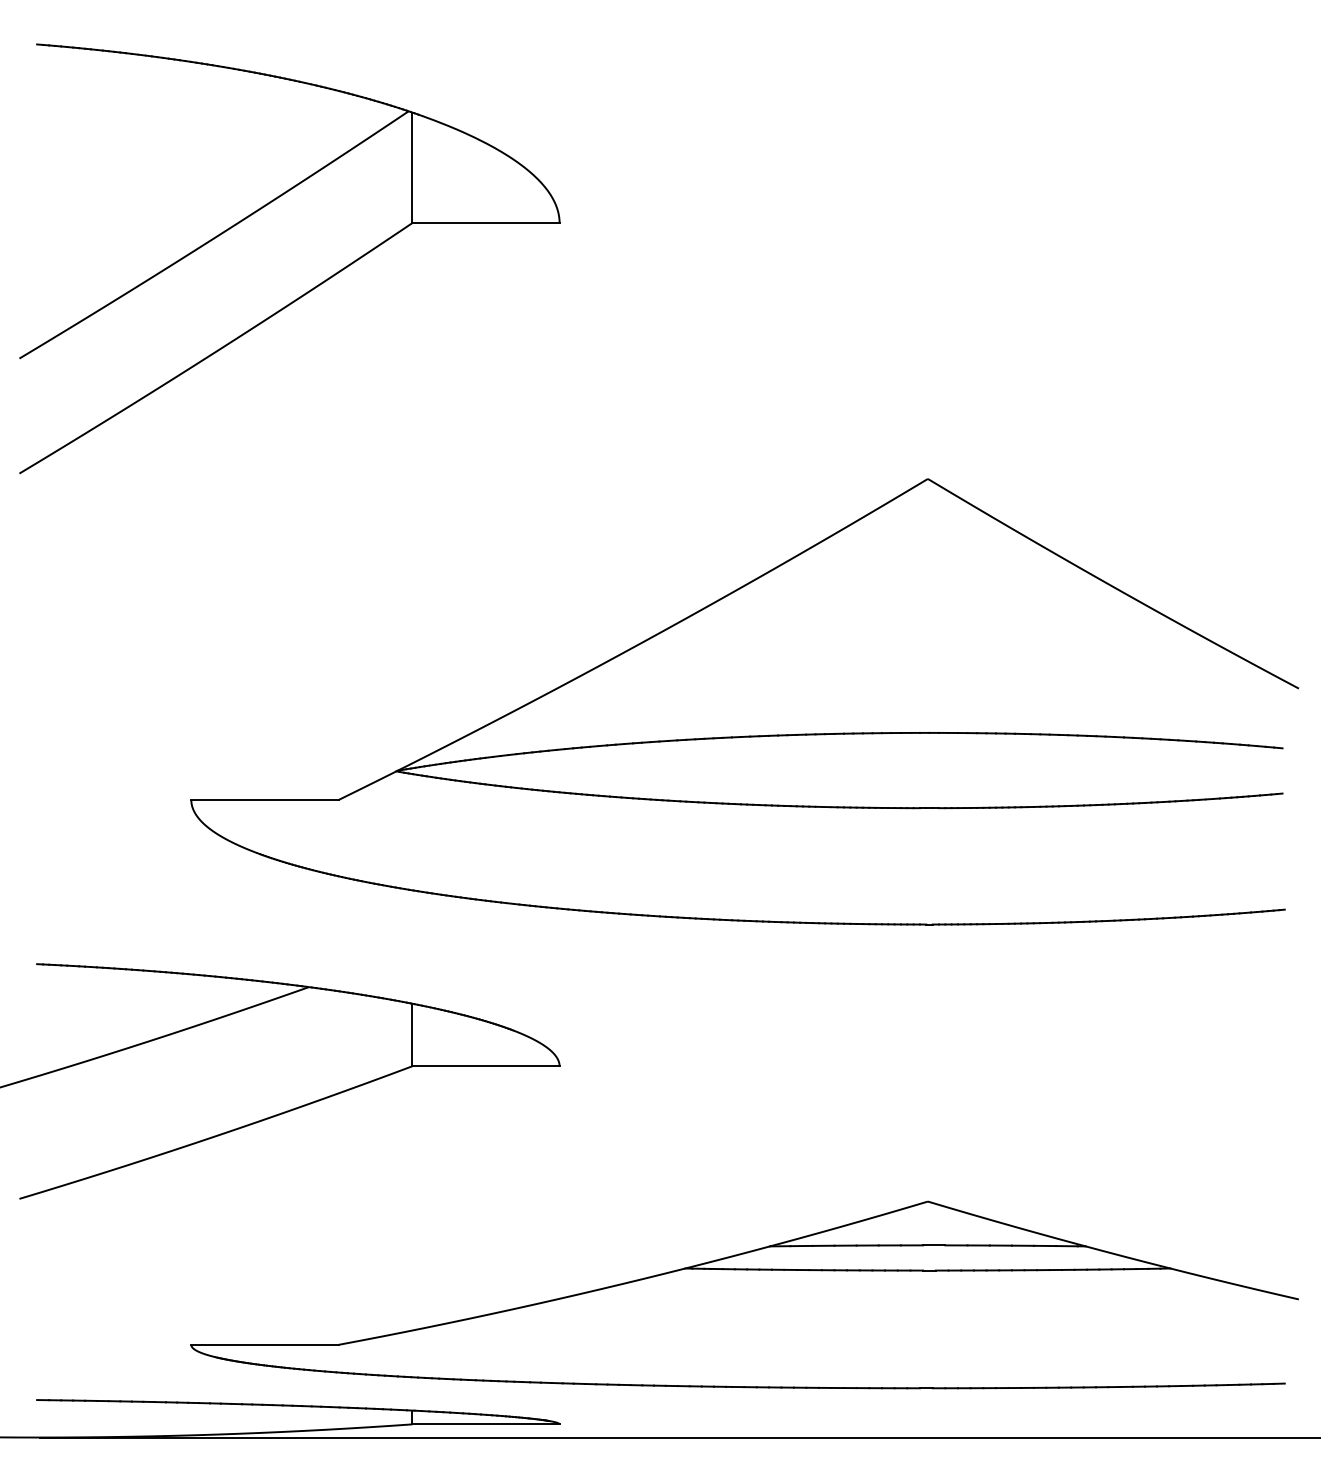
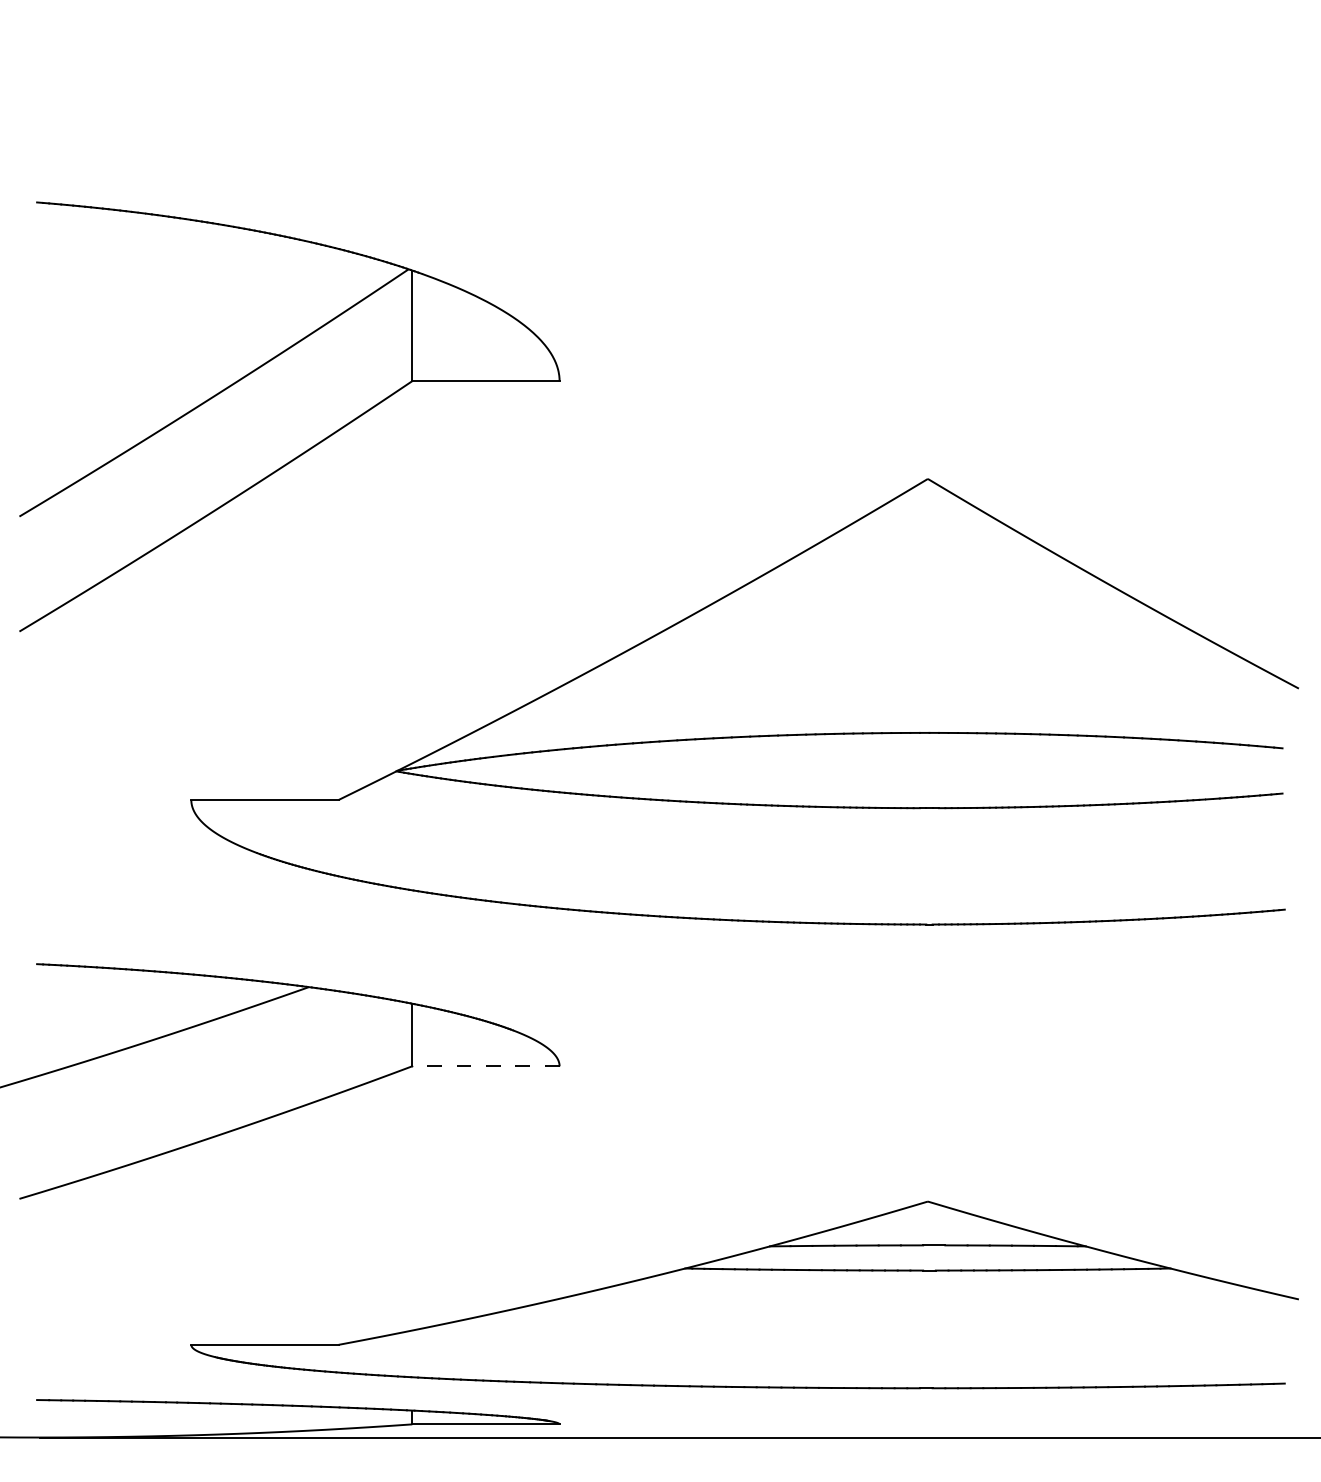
part position: (310, 289) -> (310, 447) (310, 447)
line: solid -> dashed (485, 1066)
